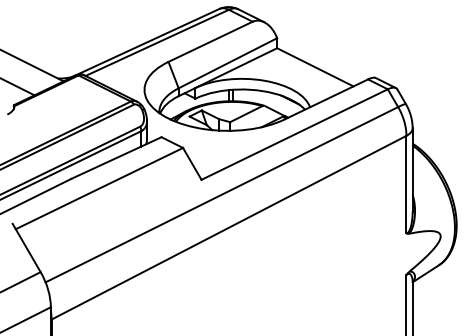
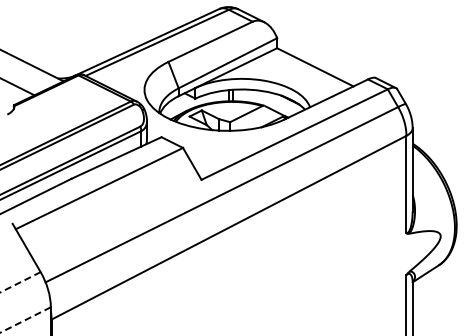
line: solid -> dashed (20, 282)
line: solid -> dashed (25, 320)
